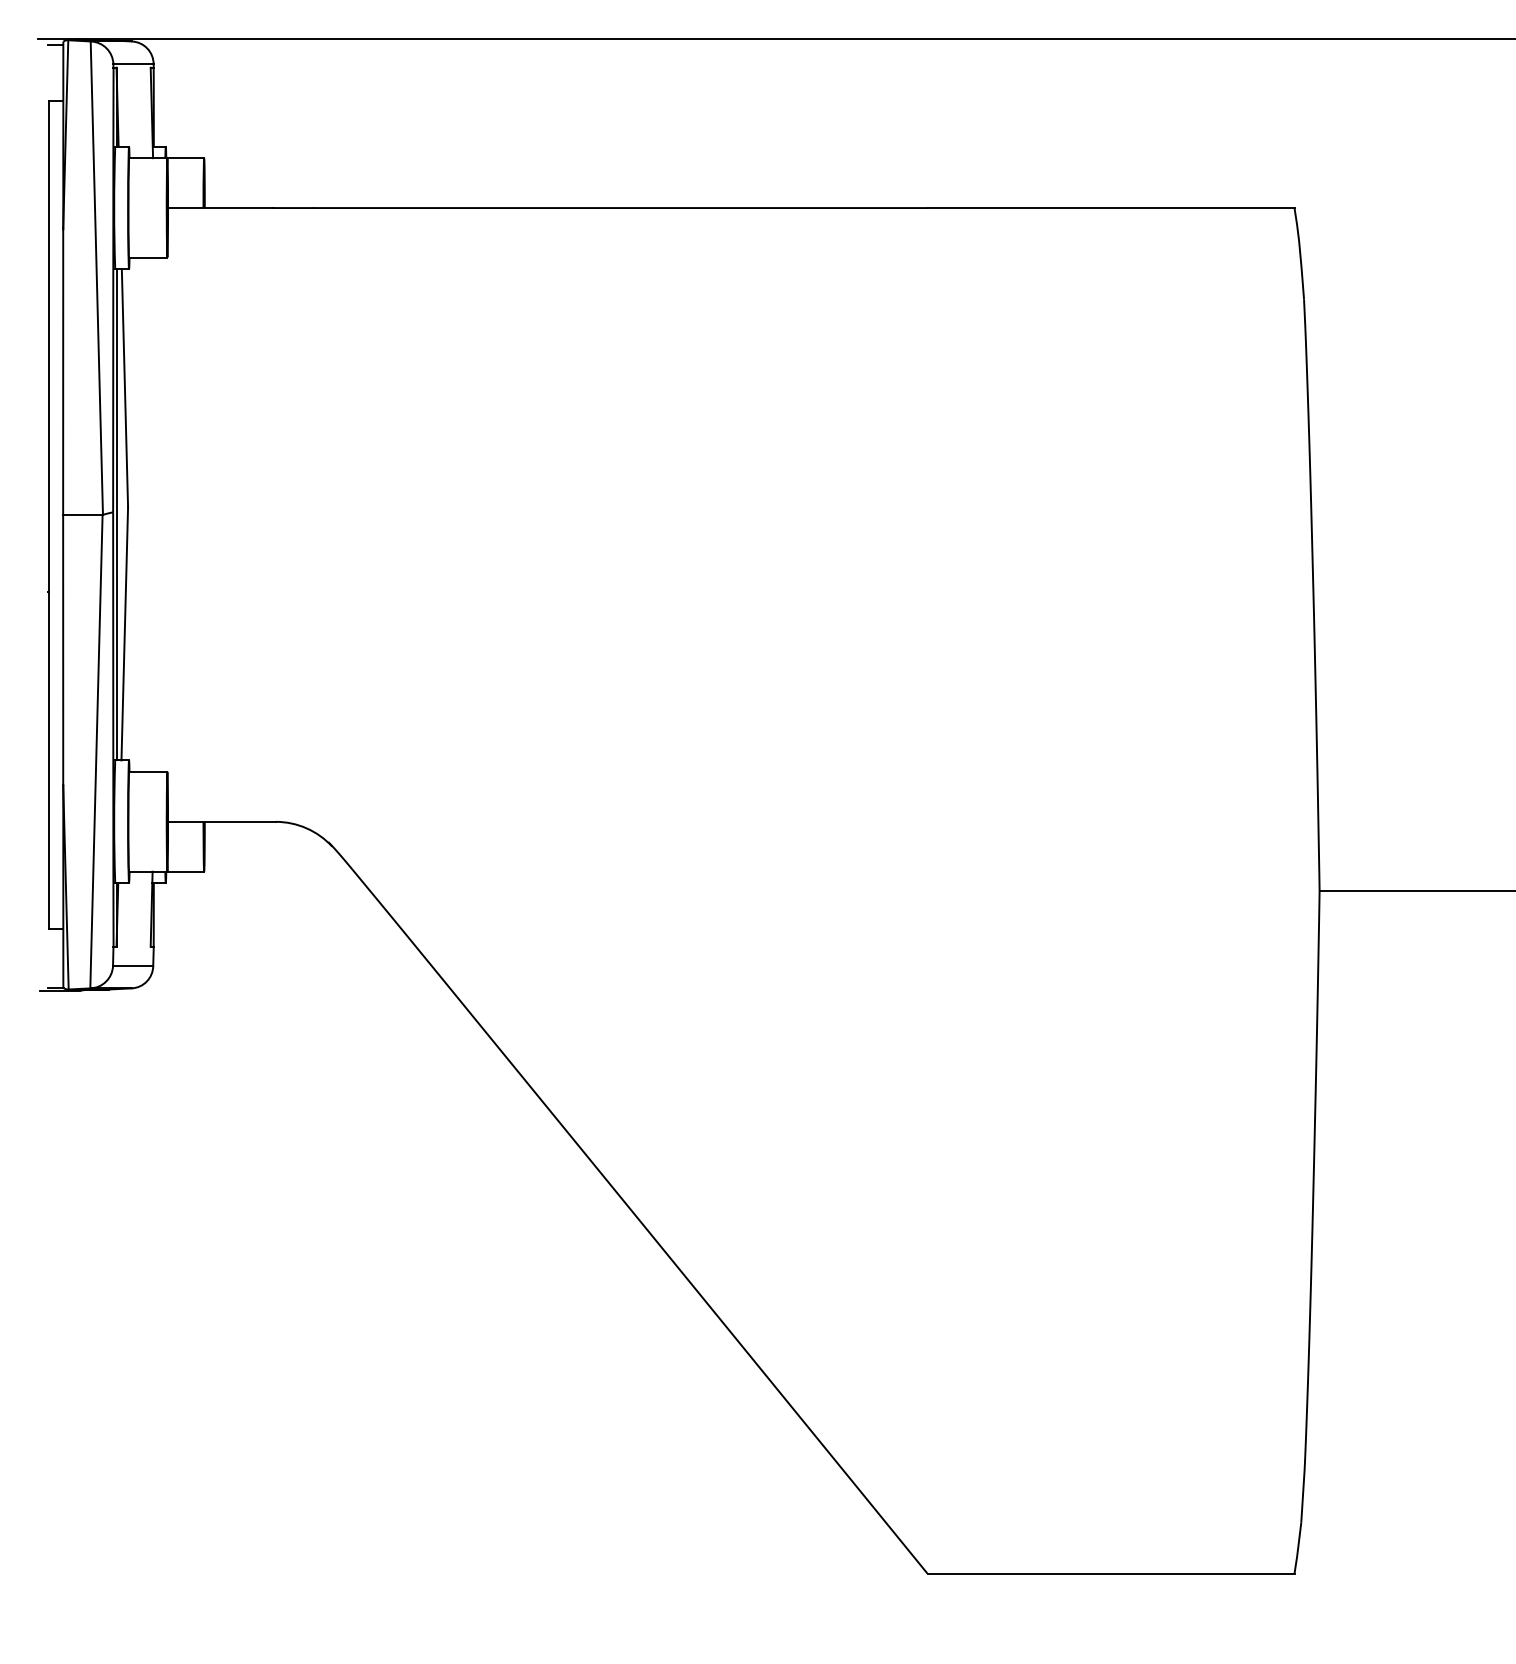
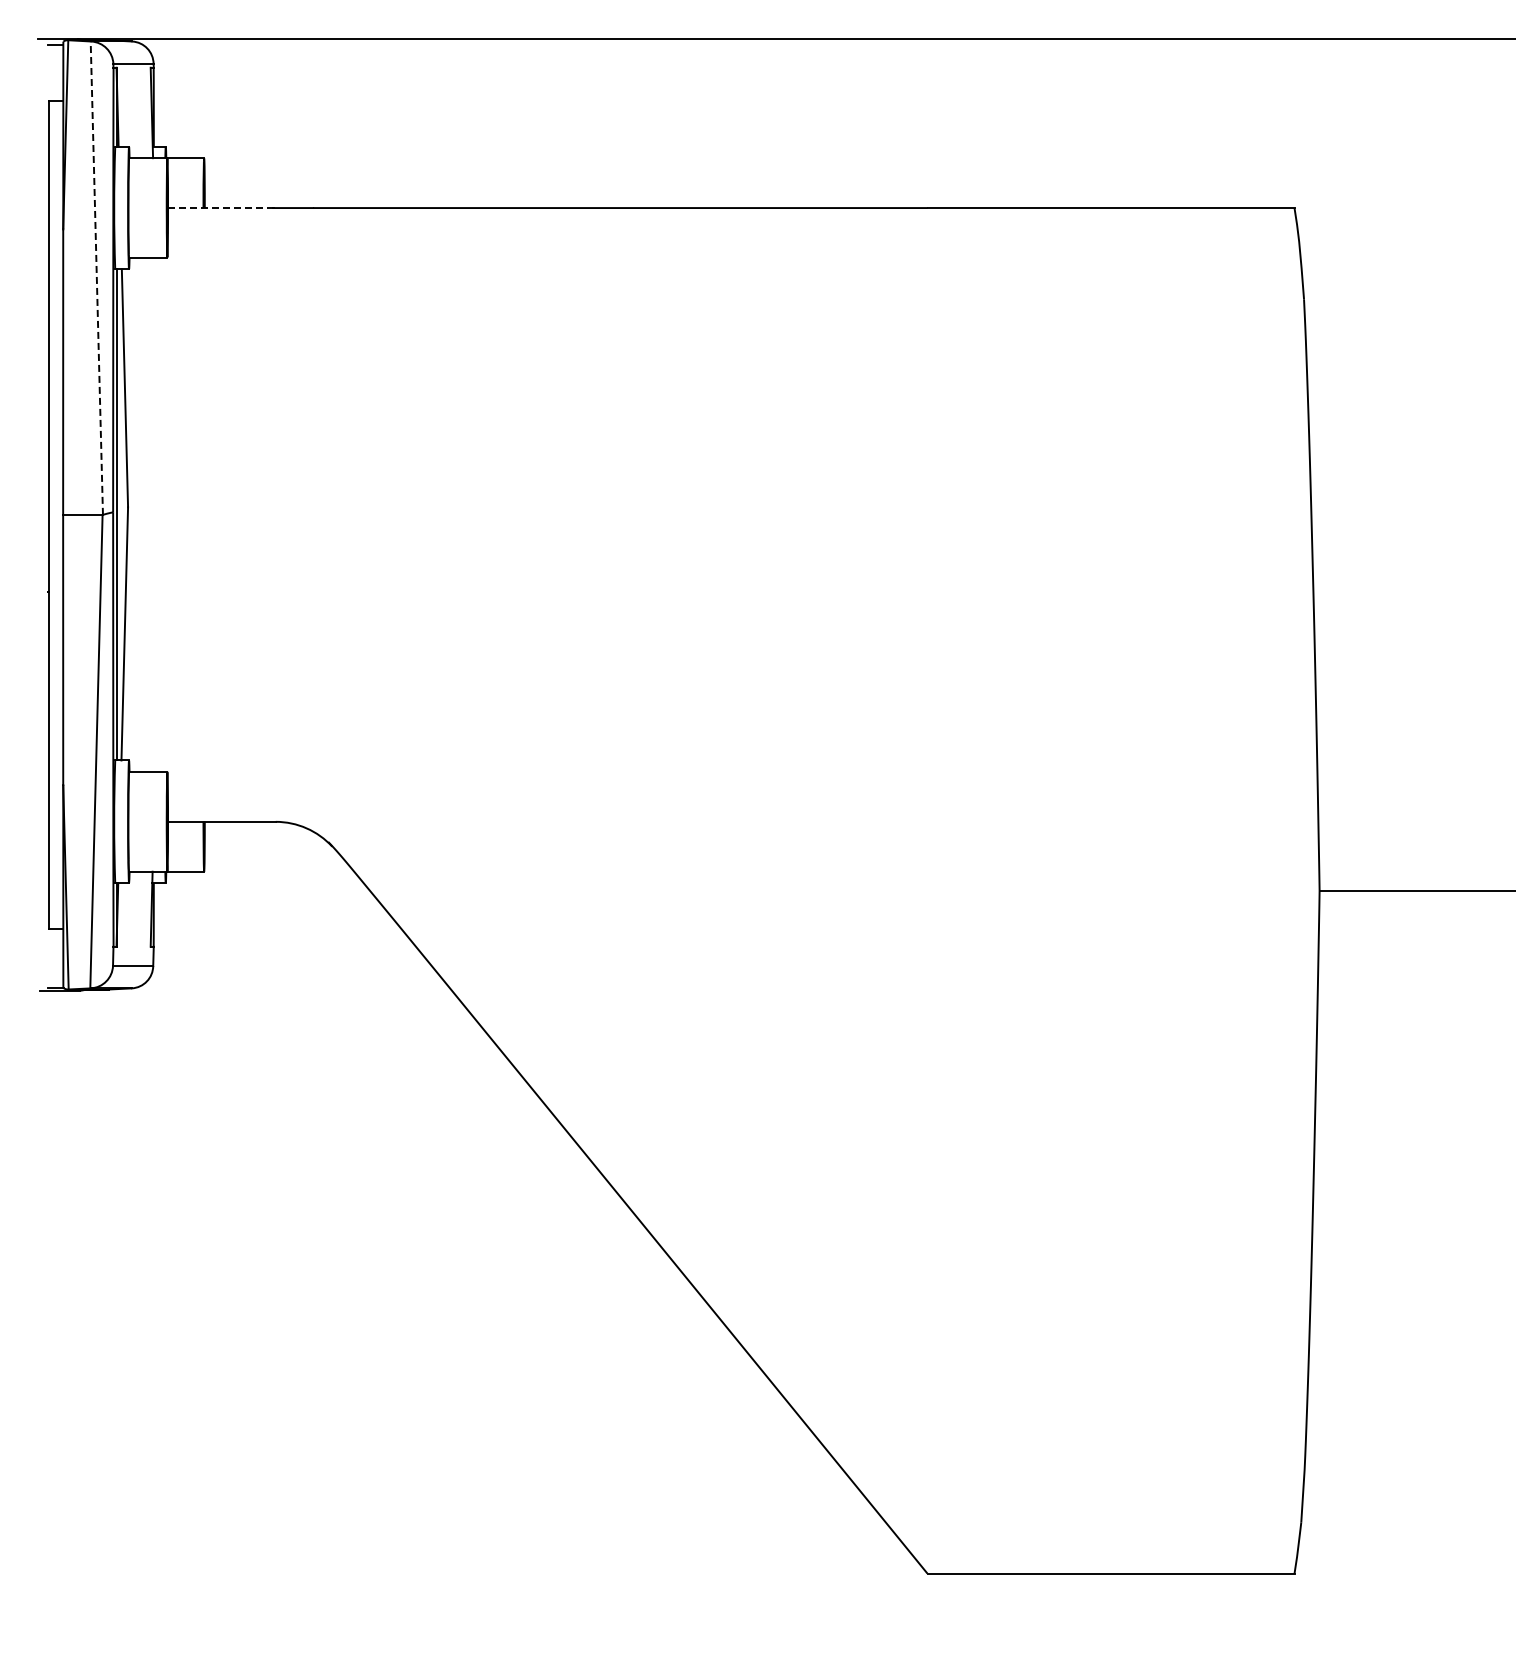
line: solid -> dashed (221, 208)
line: solid -> dashed (96, 278)
